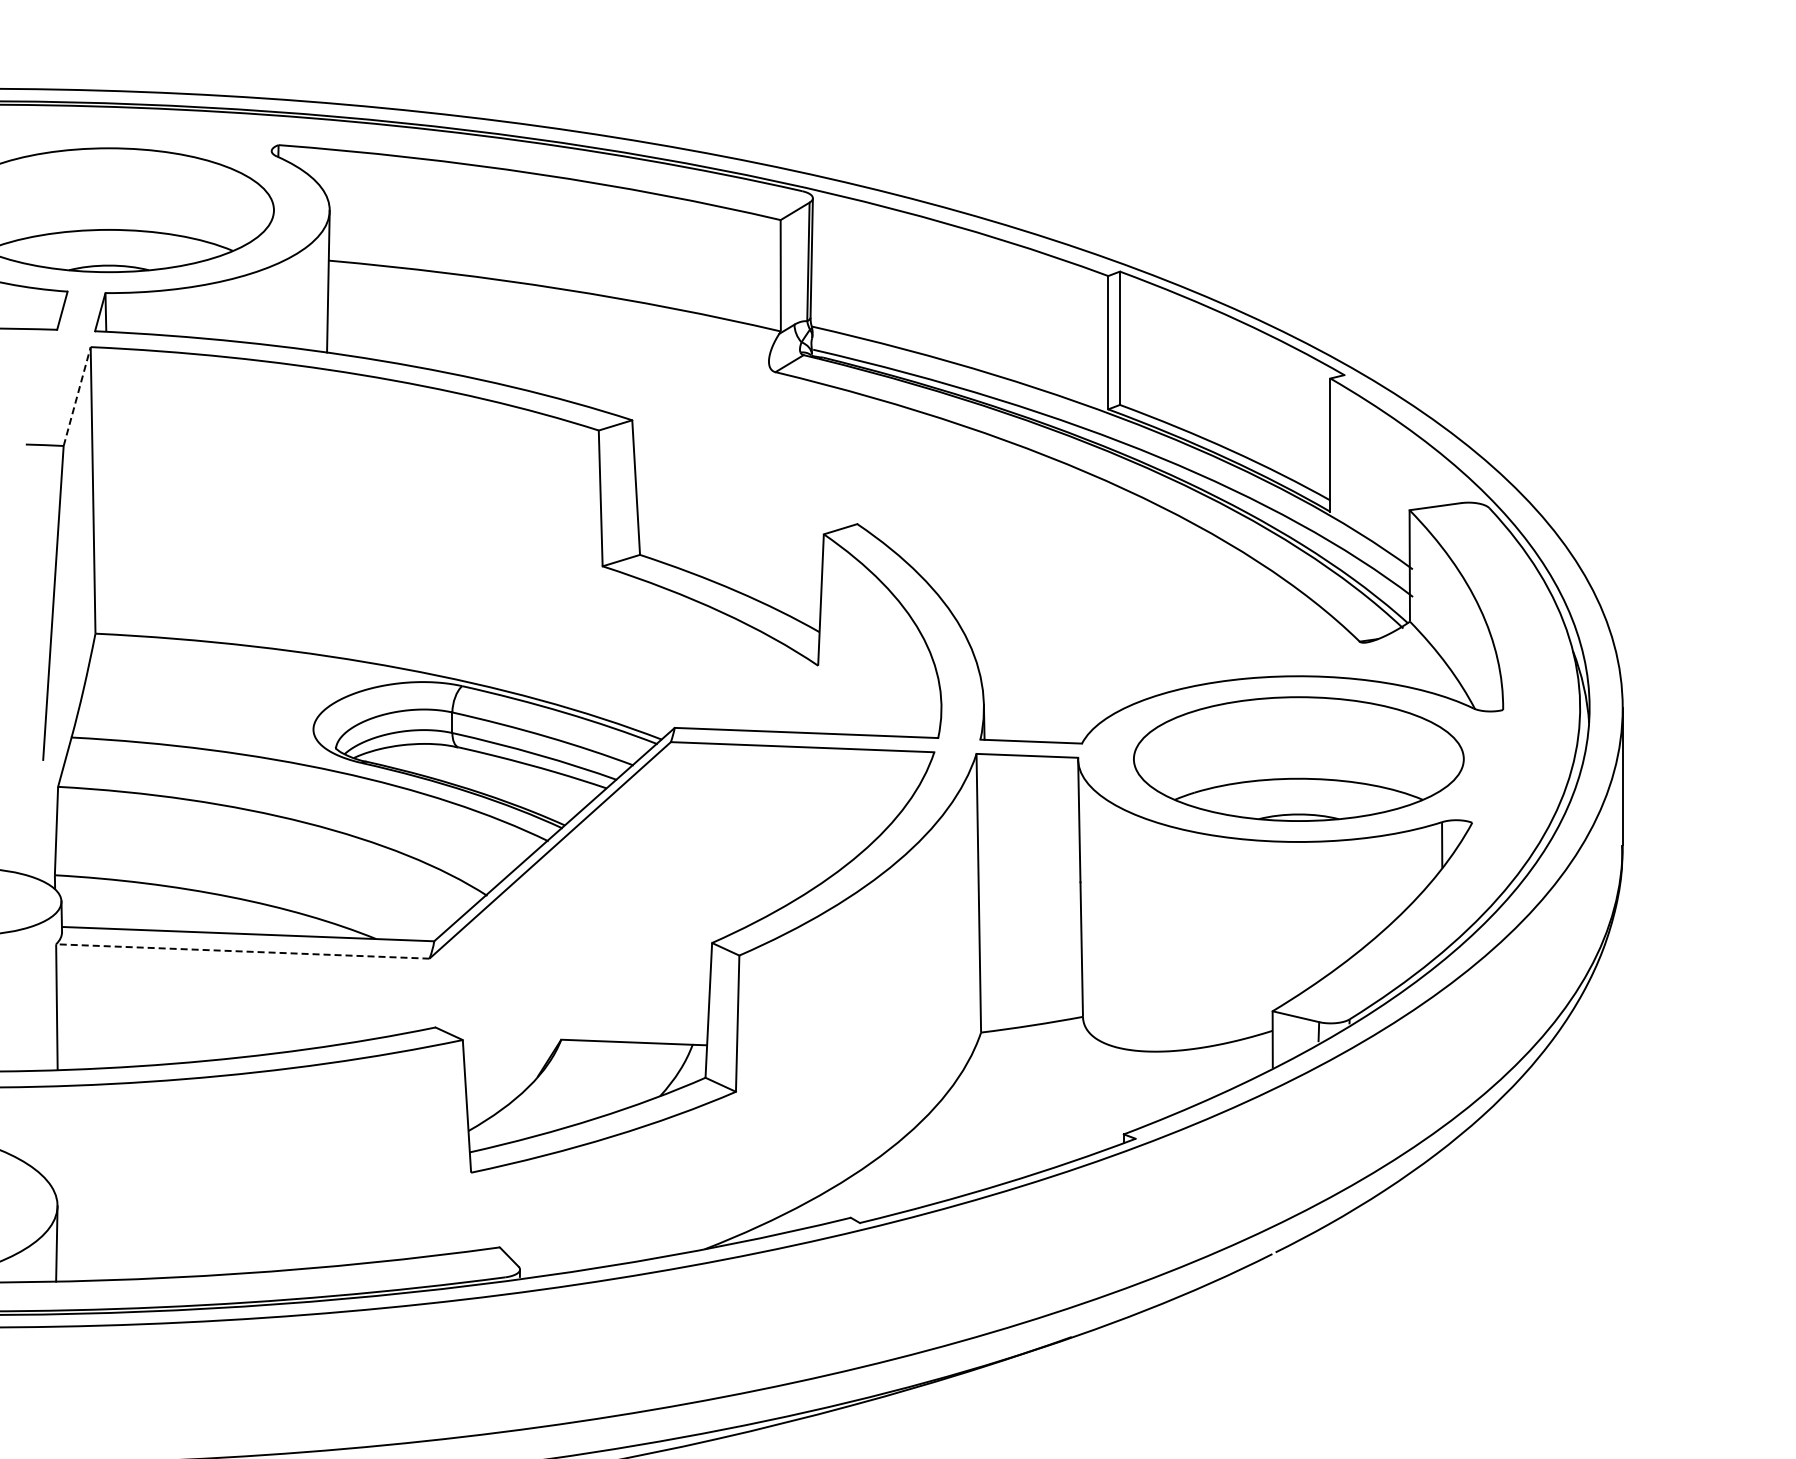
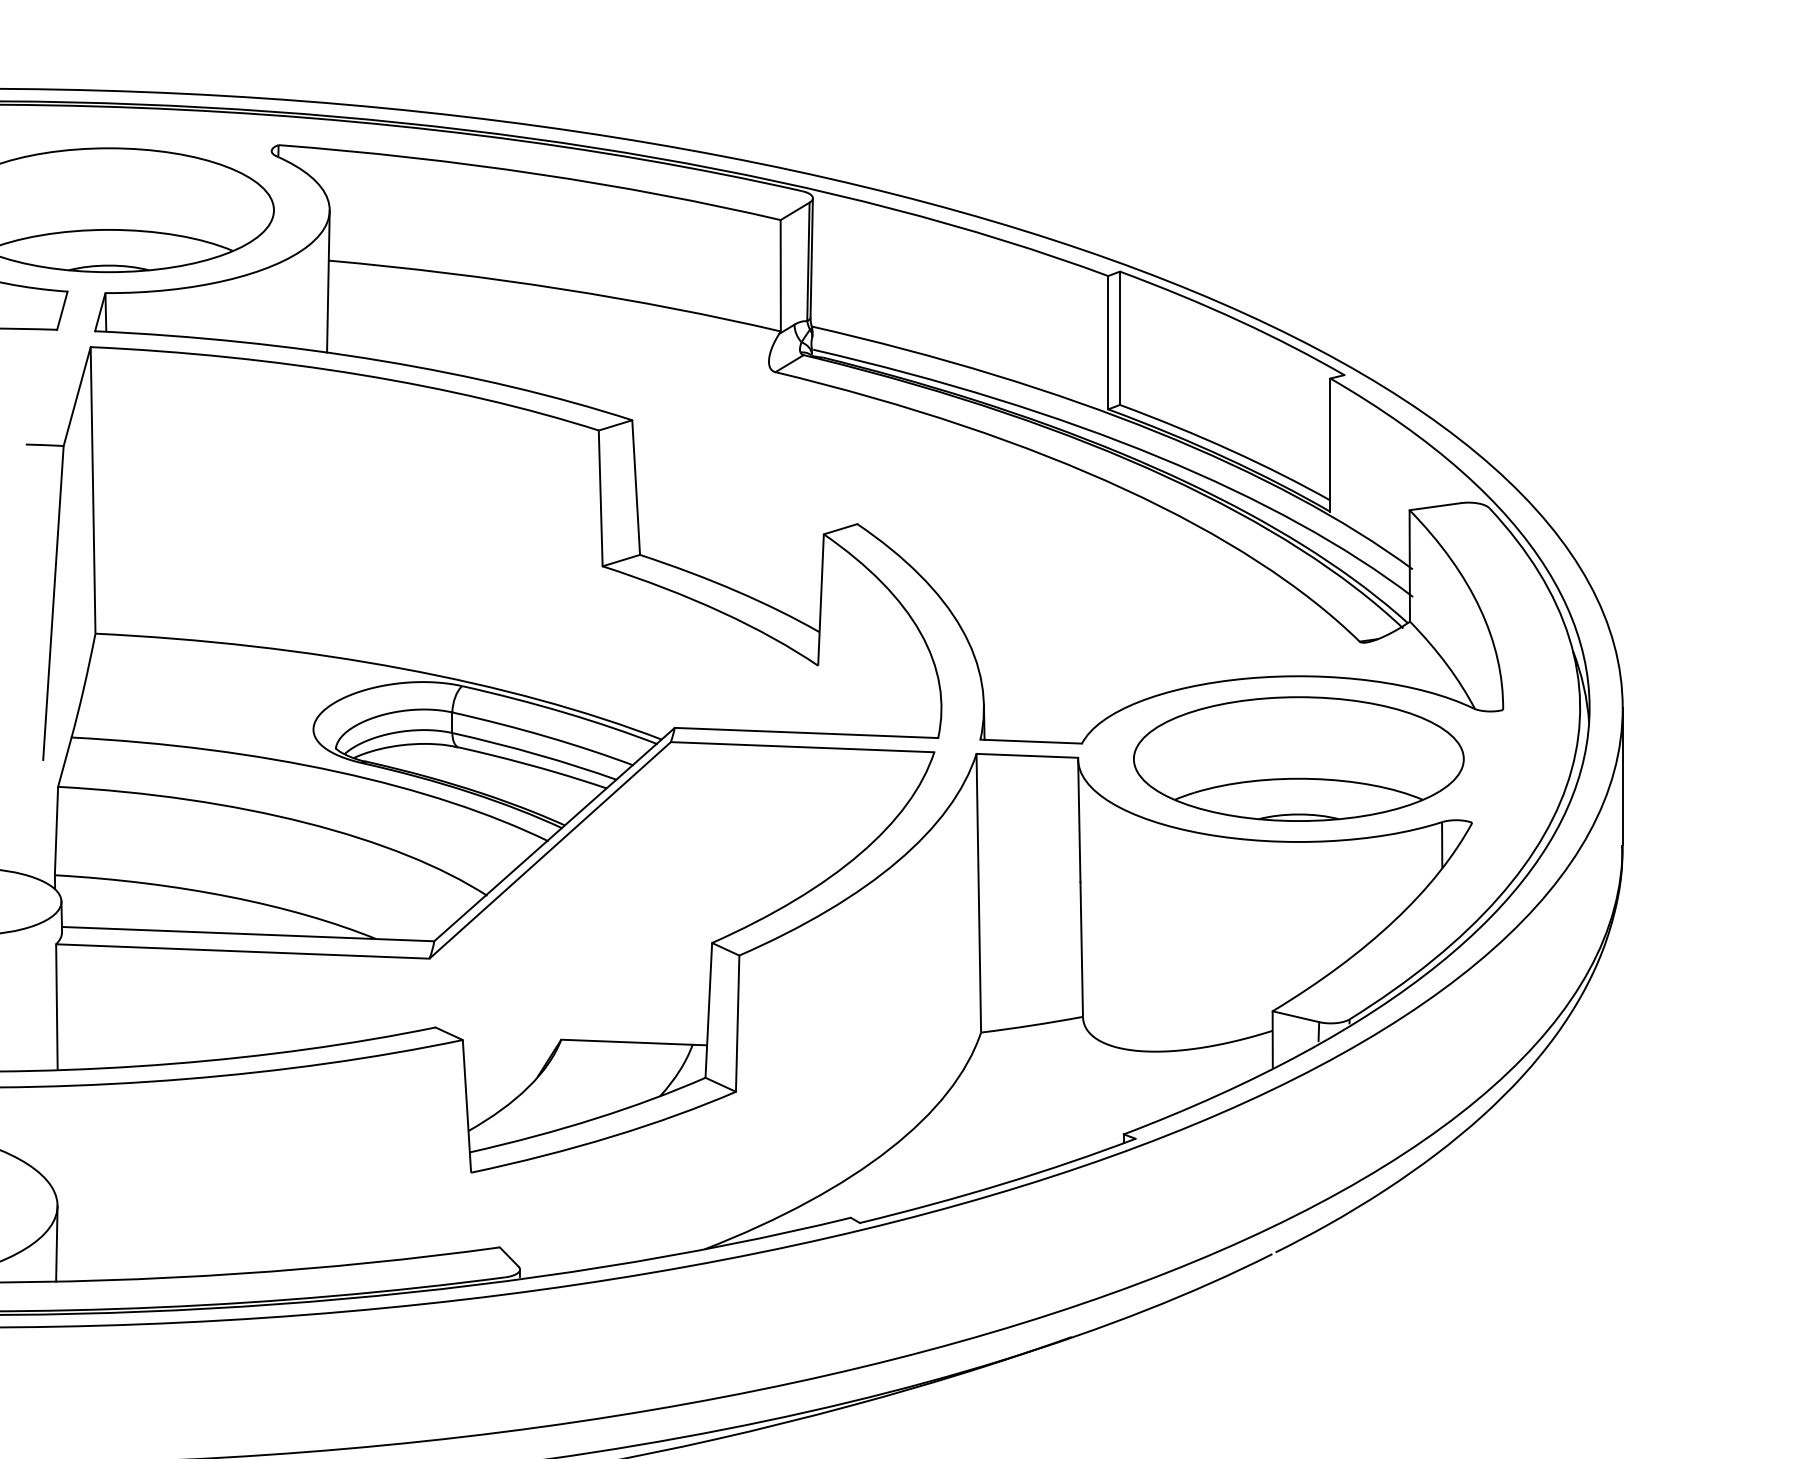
line: dashed -> solid (77, 396)
line: dashed -> solid (242, 951)
